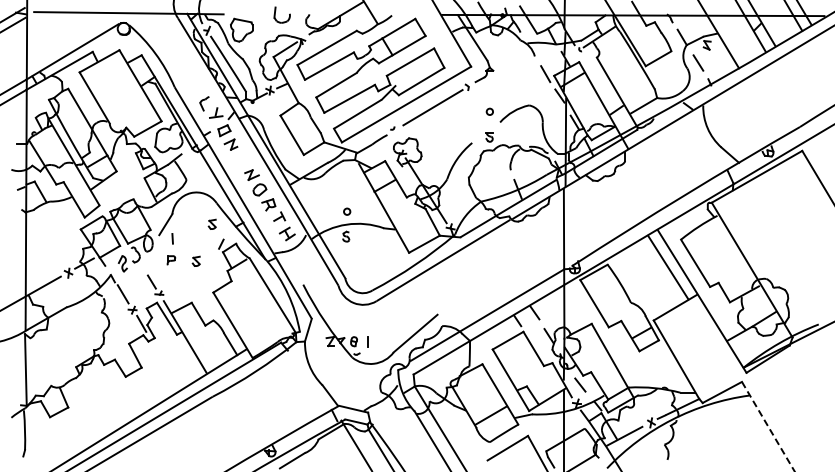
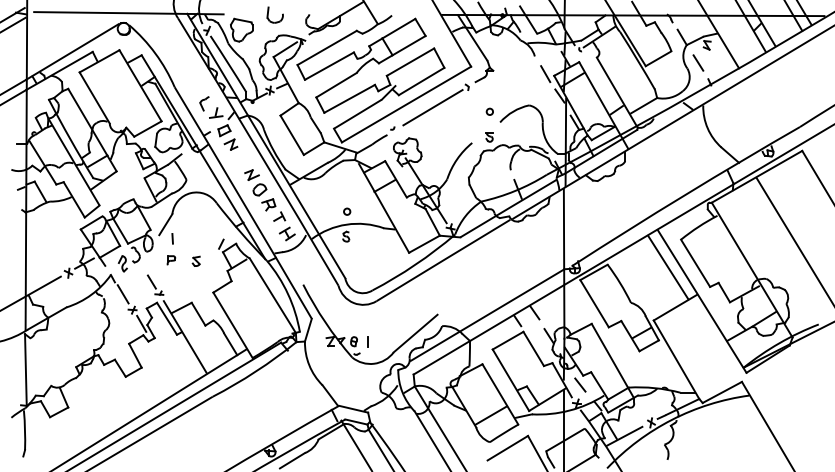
part position: (281, 14) -> (274, 14) (274, 14)
part: present -> none (211, 223)
line: none -> present (793, 239)
line: dashed -> solid (768, 426)
